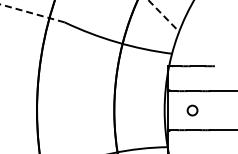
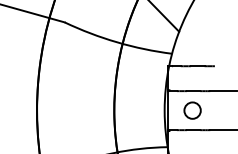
line: dashed -> solid (32, 13)
line: dashed -> solid (163, 16)
circle size: 13x13 px -> 19x19 px (192, 110)
